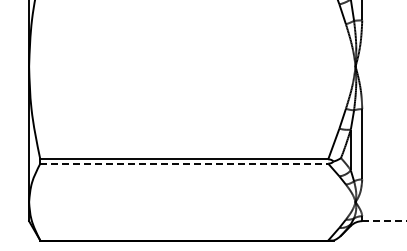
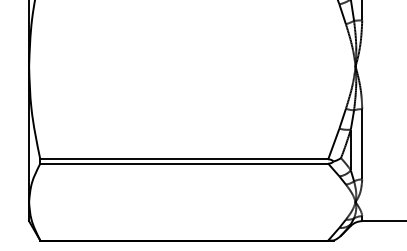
line: dashed -> solid (184, 163)
line: dashed -> solid (384, 221)
